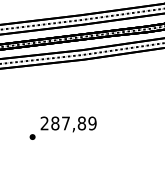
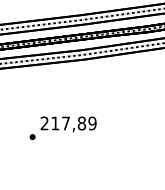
text: 287,89 -> 217,89 (55, 123)
